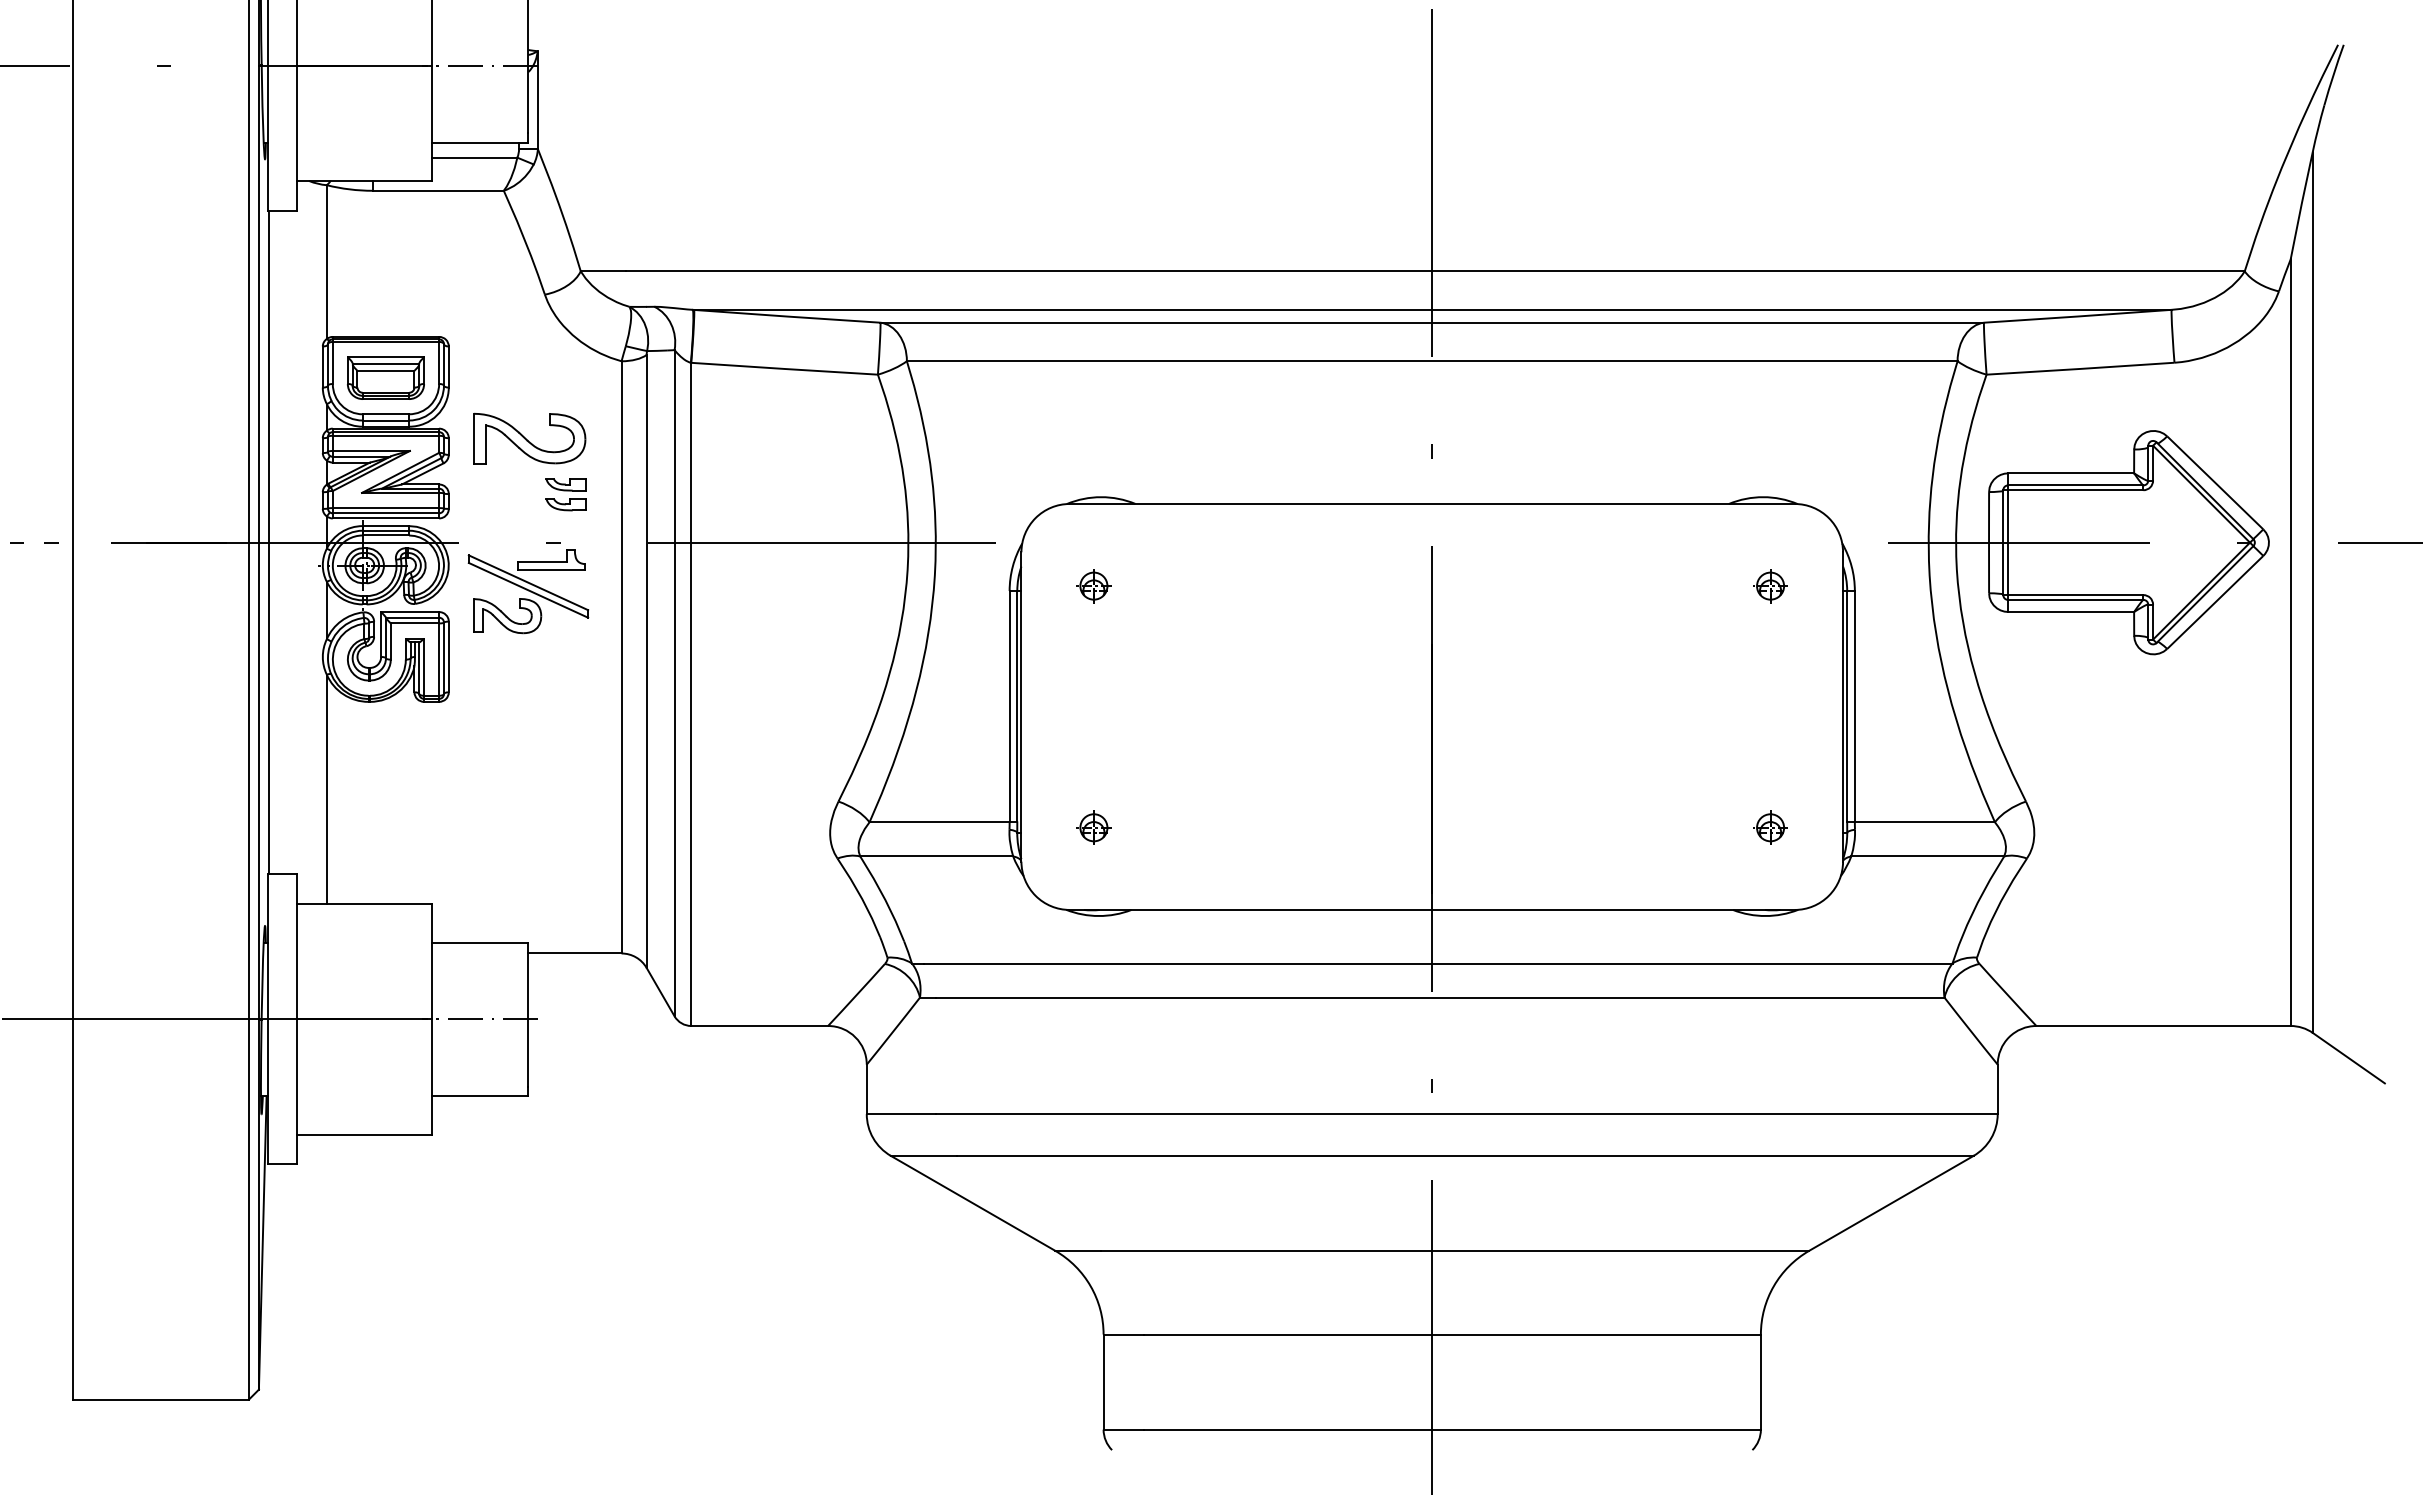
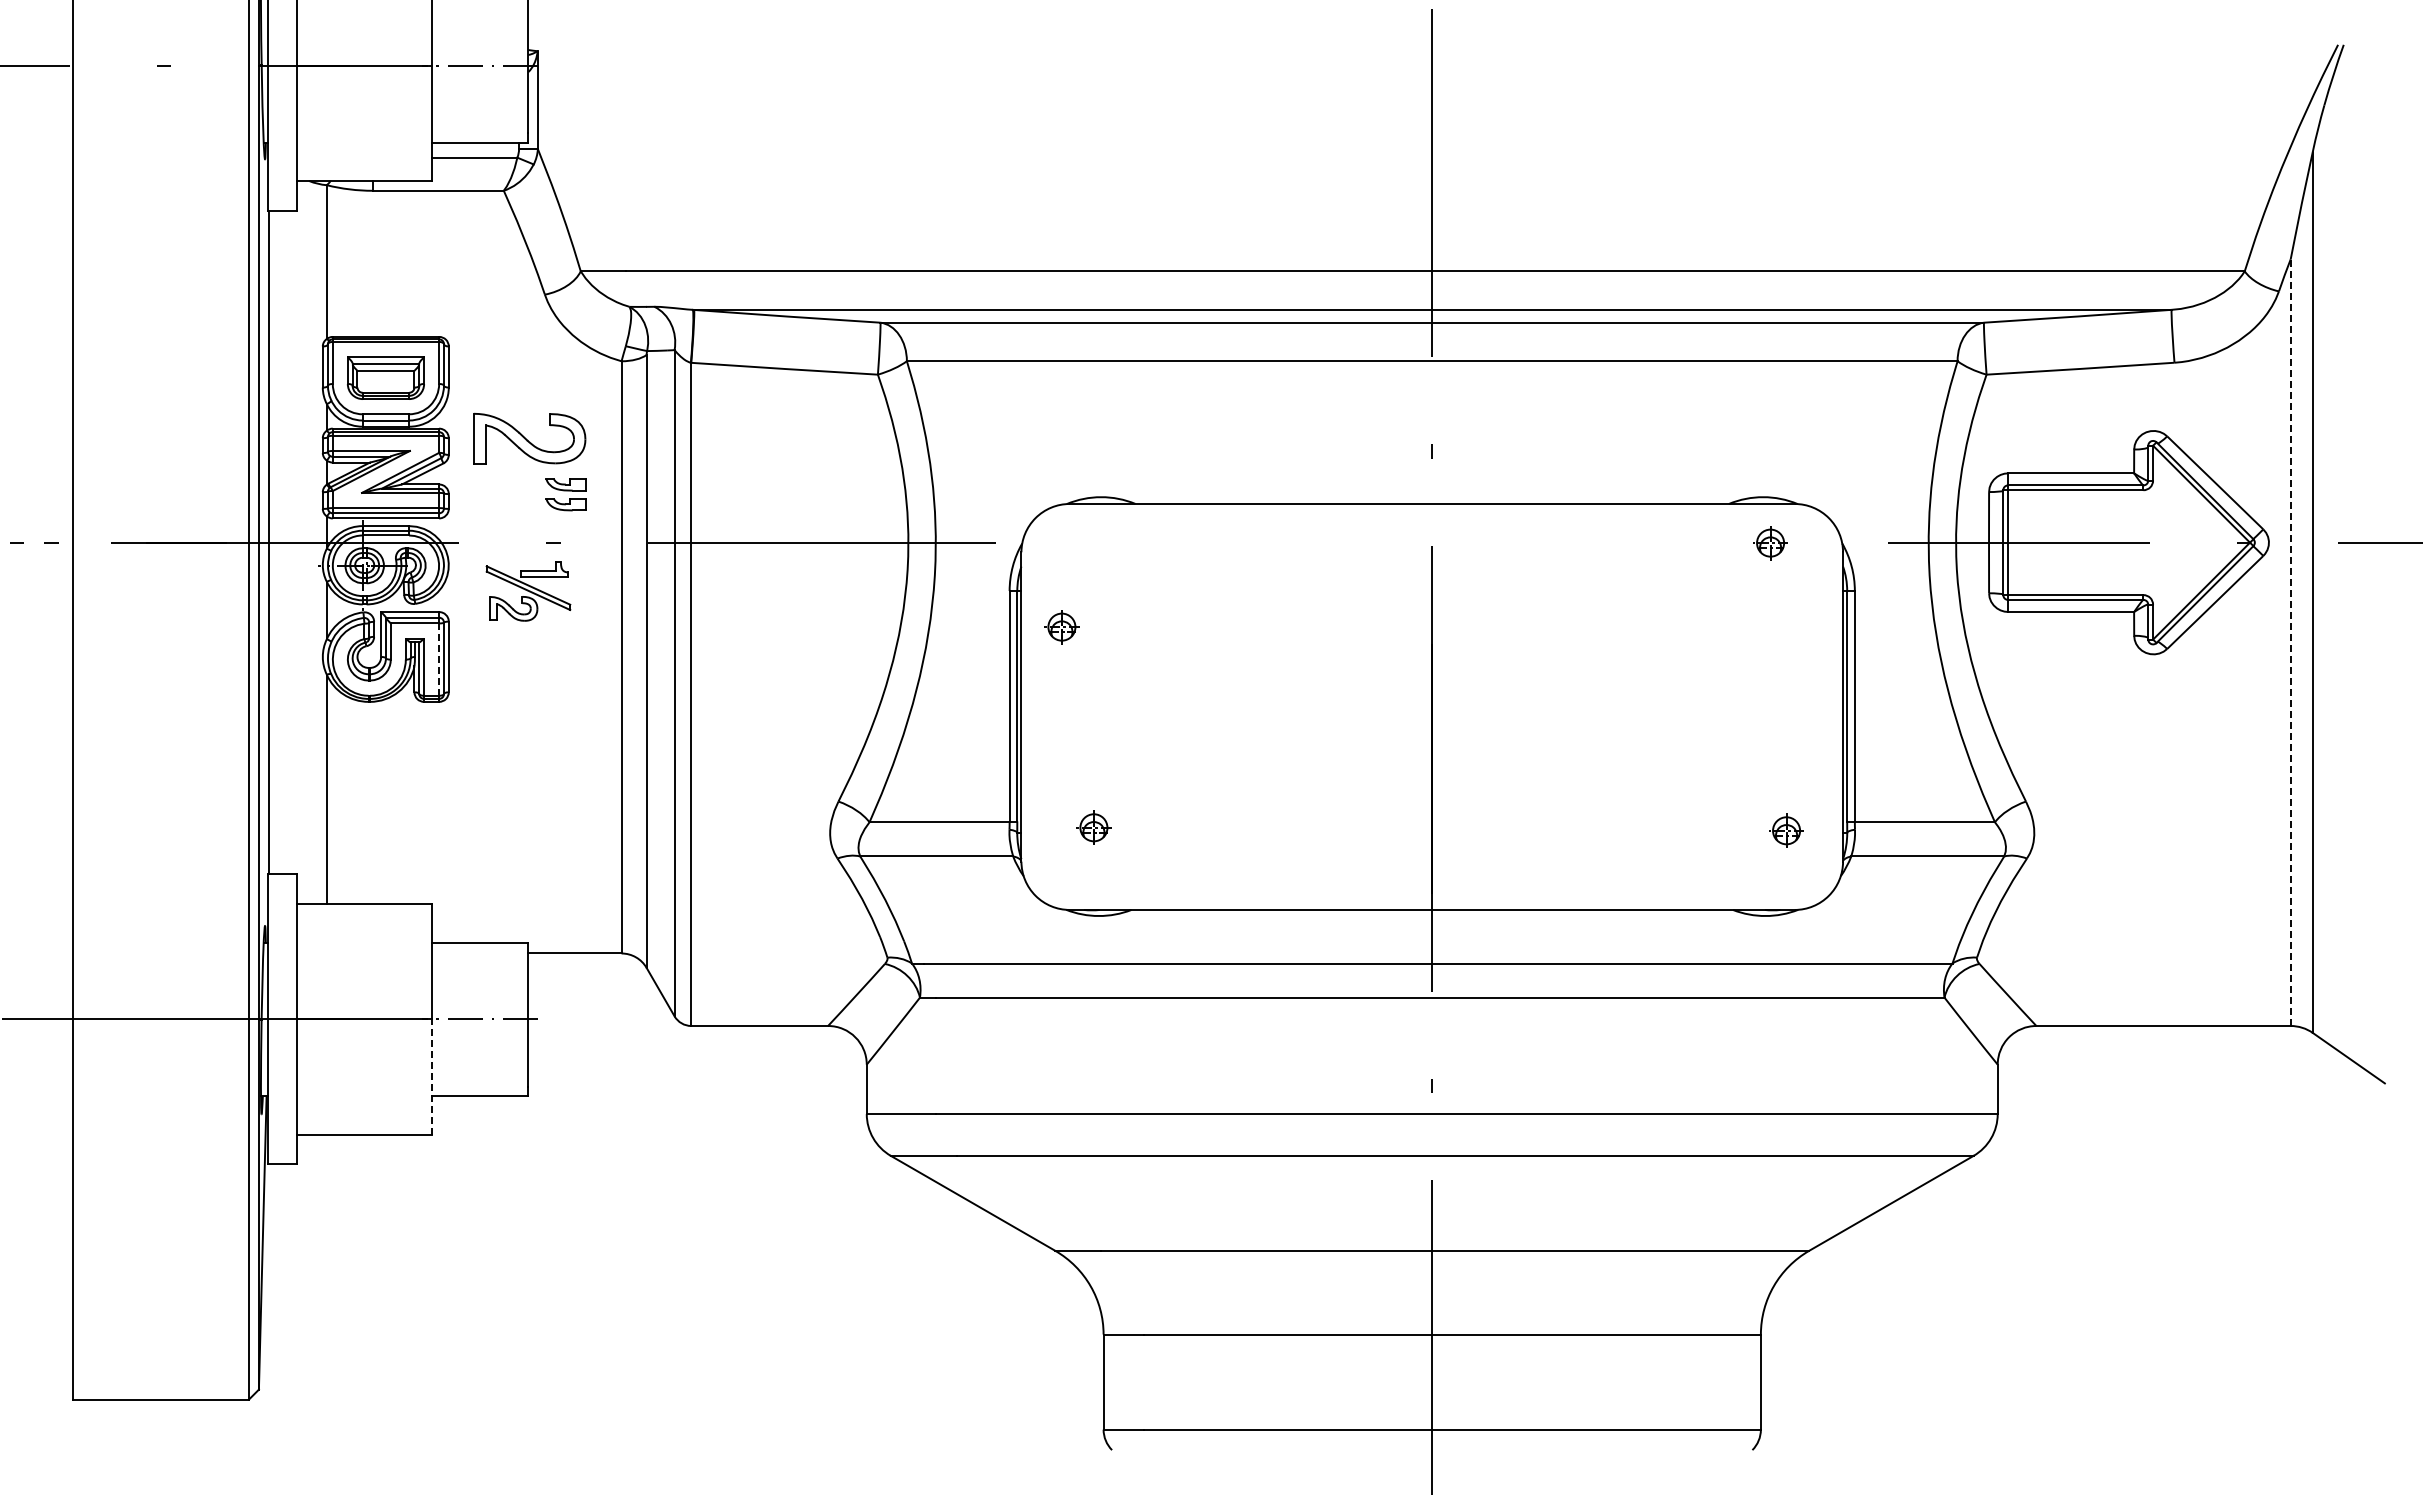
part position: (1093, 586) -> (1061, 627) (1061, 627)
part position: (1770, 586) -> (1770, 543) (1770, 543)
part size: 123x86 px -> 87x61 px (528, 591)
line: solid -> dashed (2290, 642)
line: solid -> dashed (439, 659)
part position: (1770, 827) -> (1786, 830) (1786, 830)
line: solid -> dashed (431, 1076)
